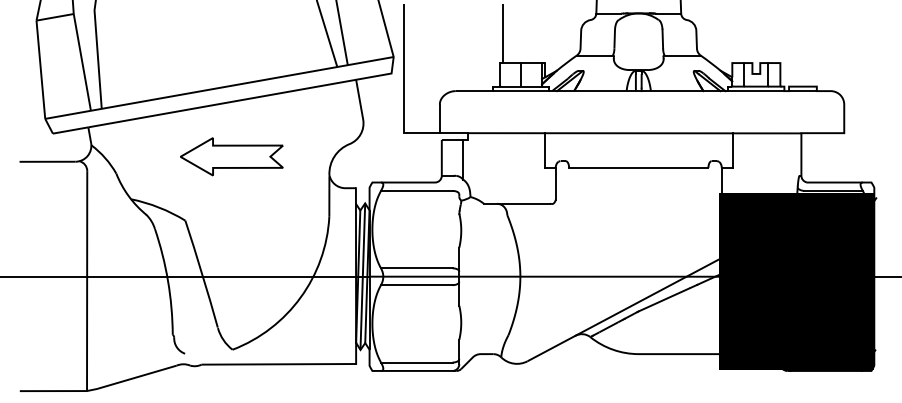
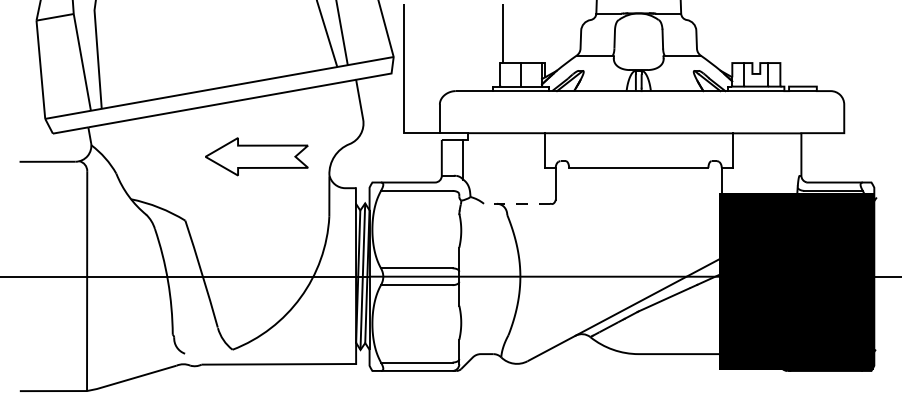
part position: (231, 156) -> (256, 156) (256, 156)
line: solid -> dashed (517, 203)
